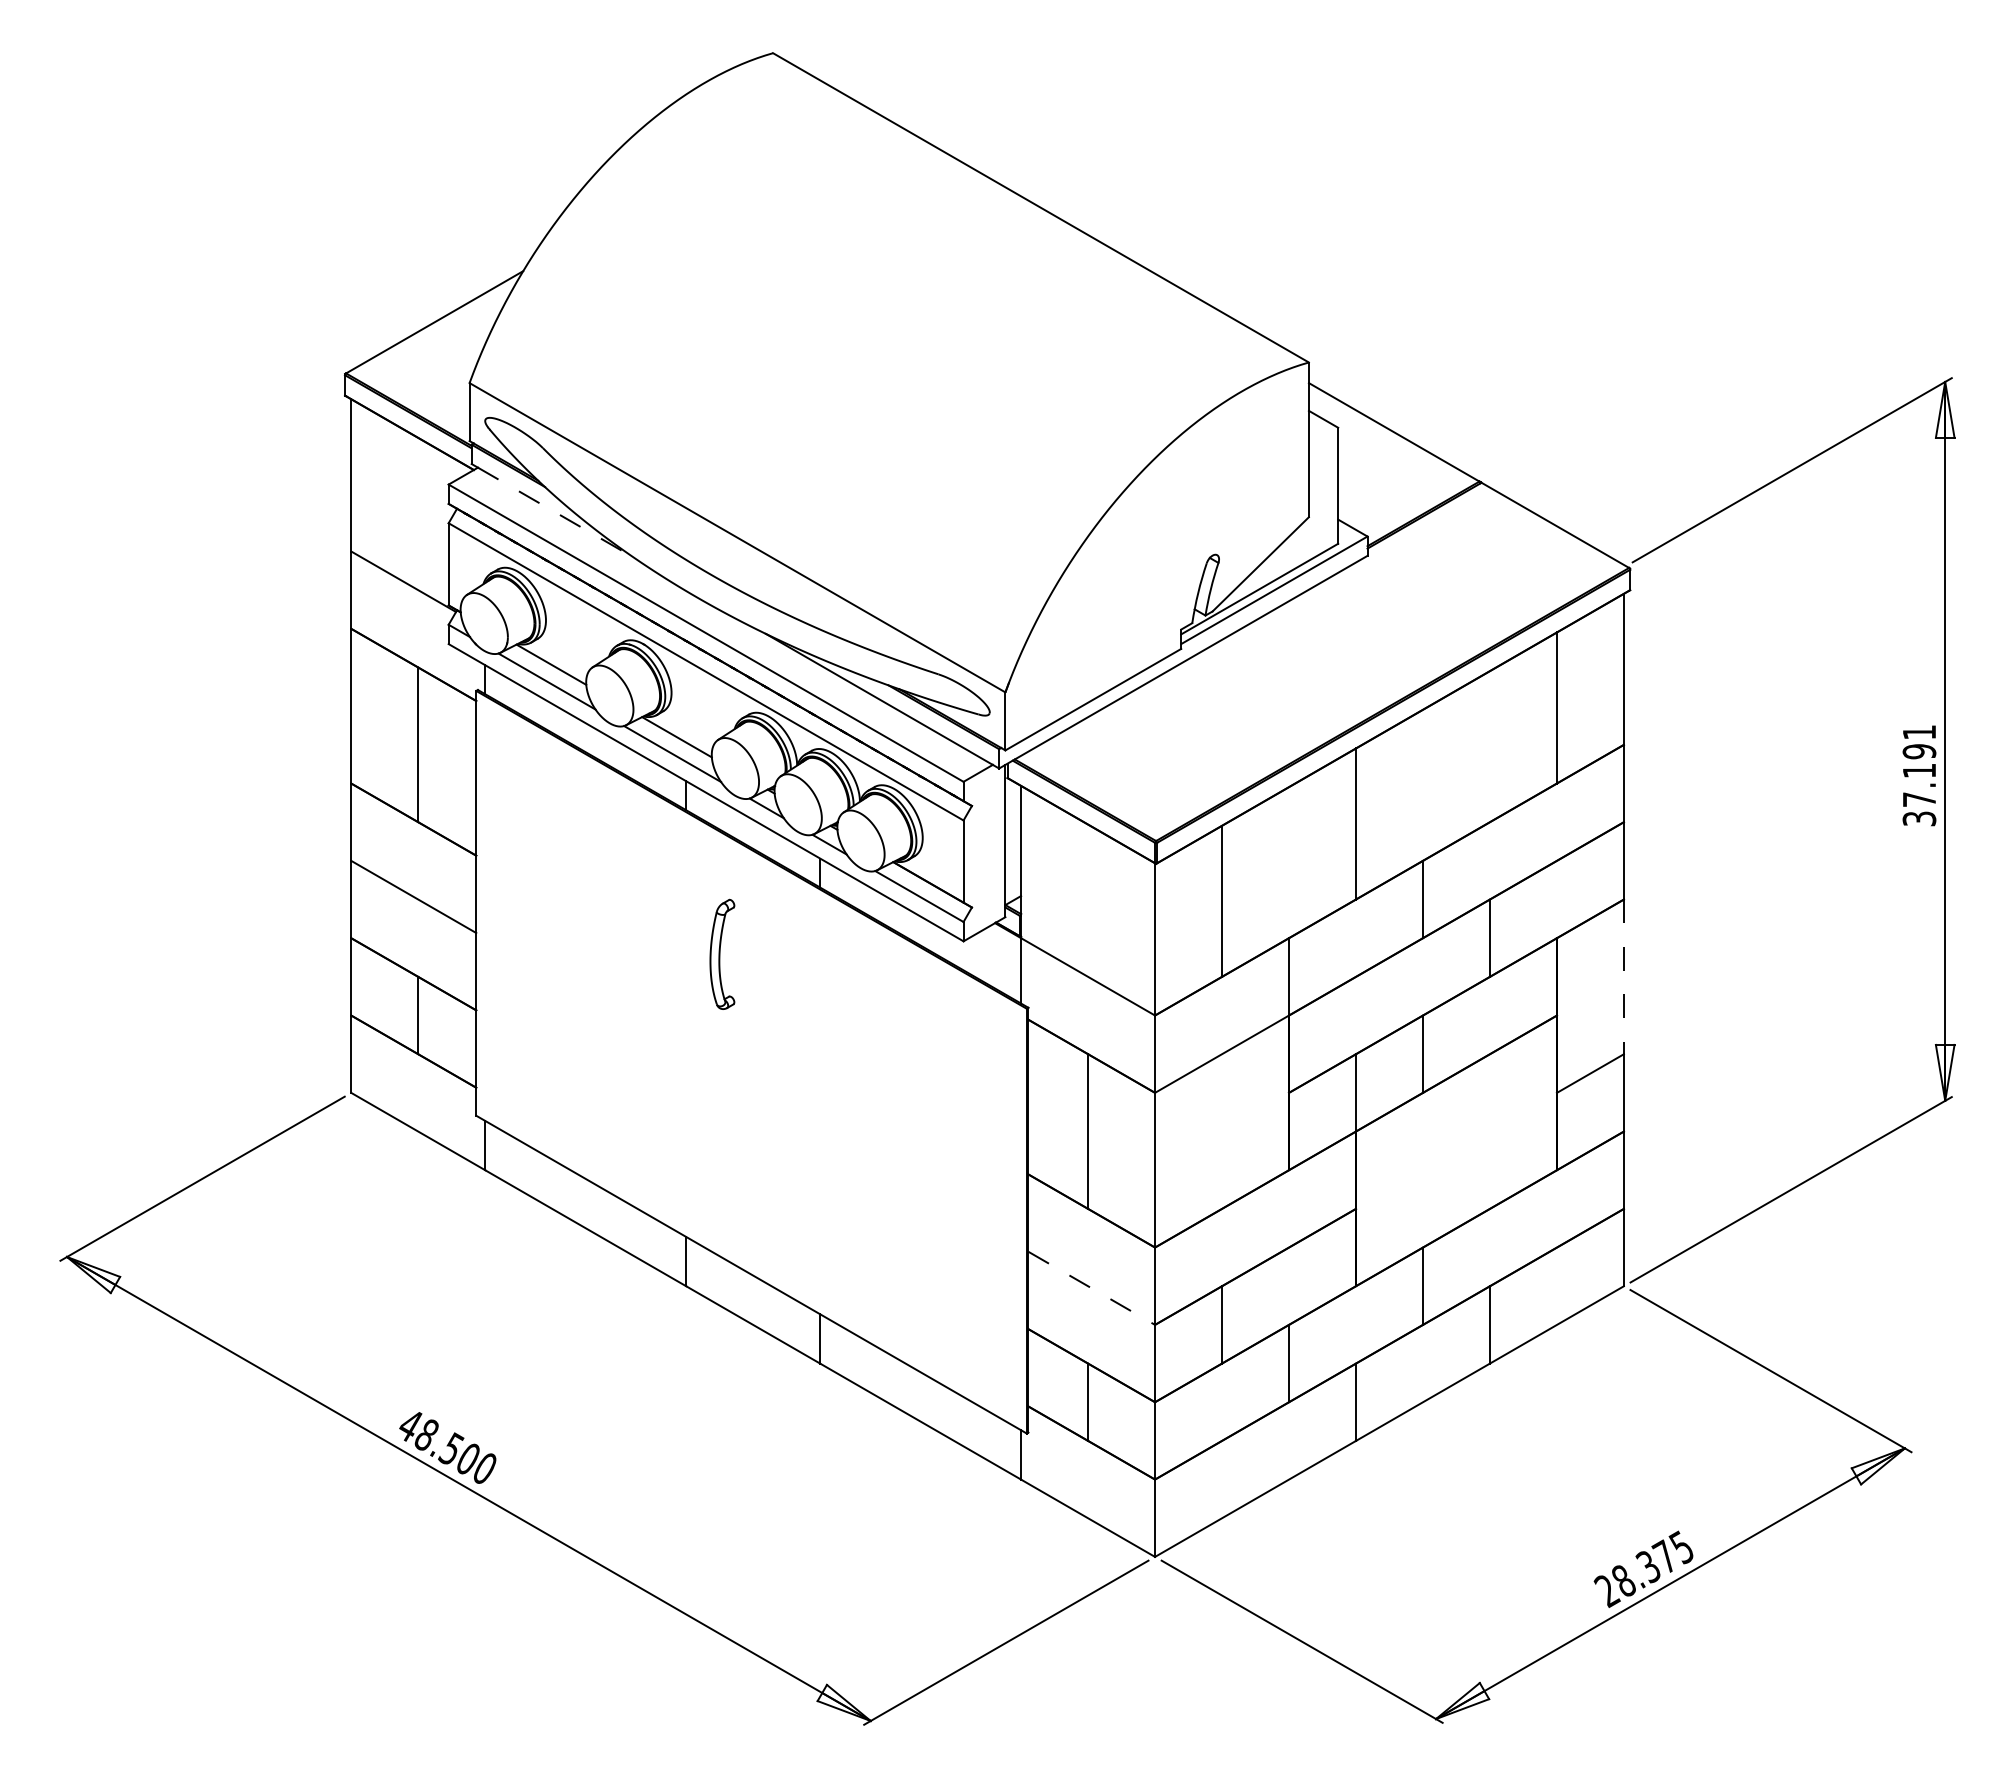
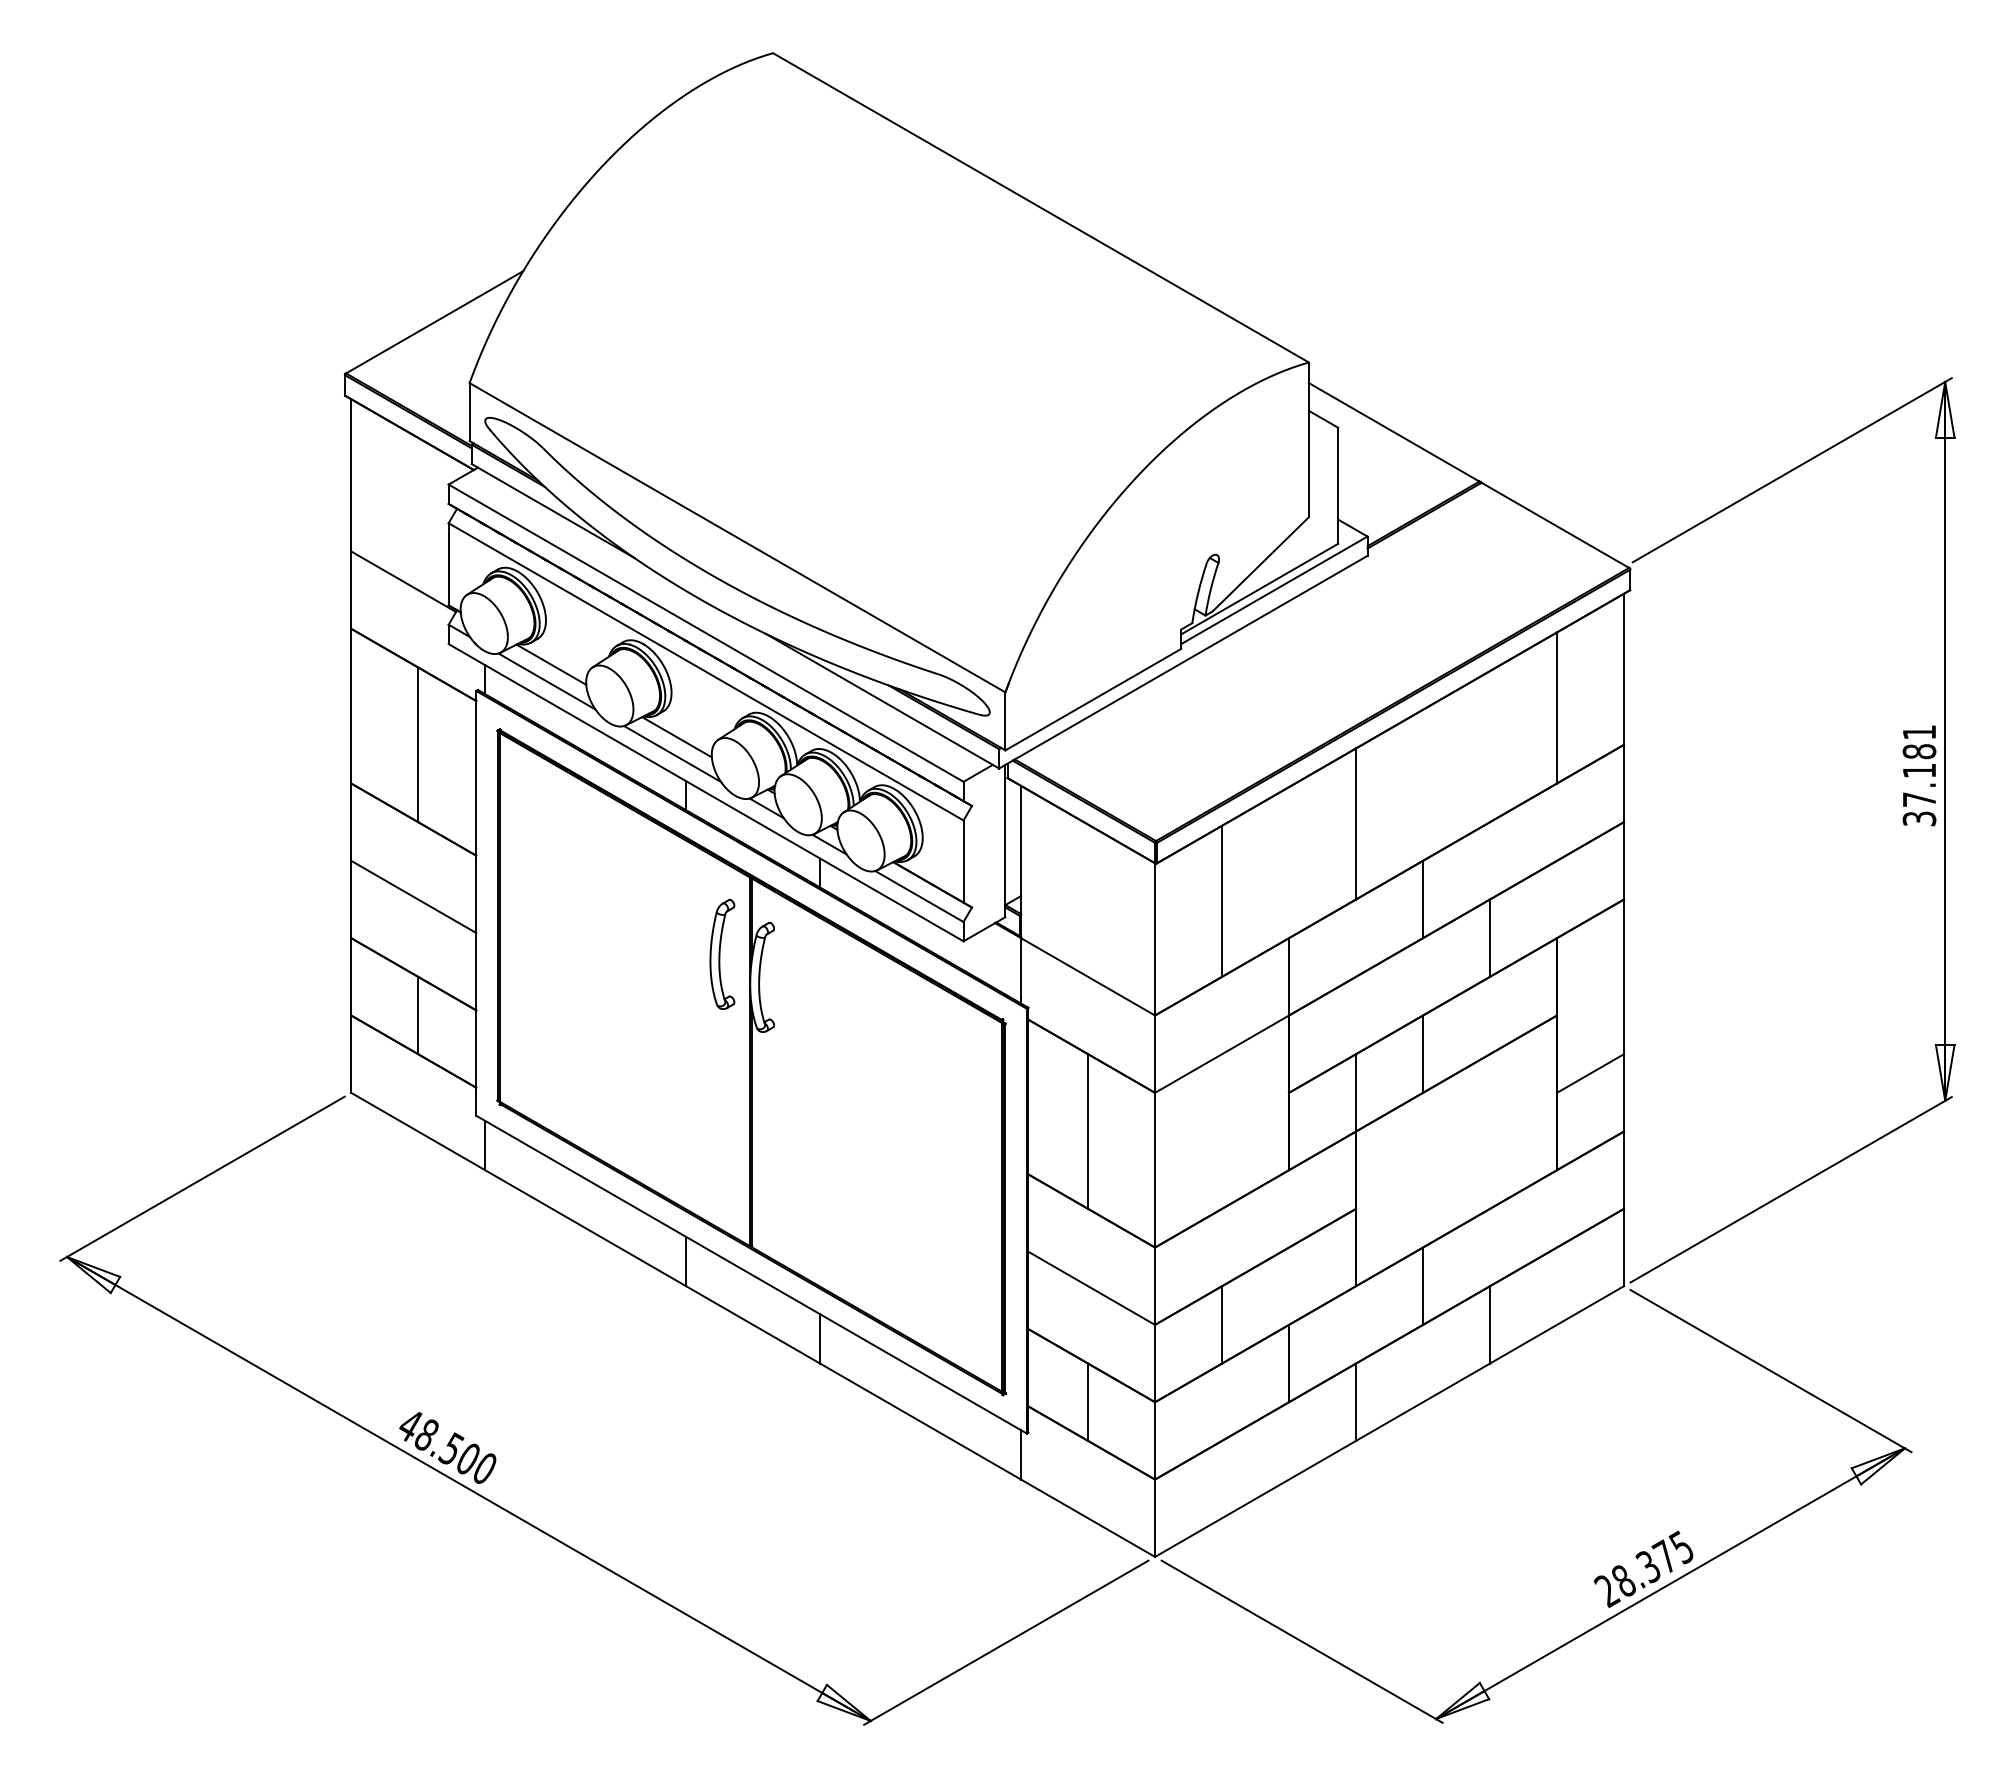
line: dashed -> solid (556, 513)
text: 37.191 -> 37.181 (1919, 751)
line: dashed -> solid (1623, 977)
part: none -> present (751, 1062)
line: dashed -> solid (1092, 1288)
